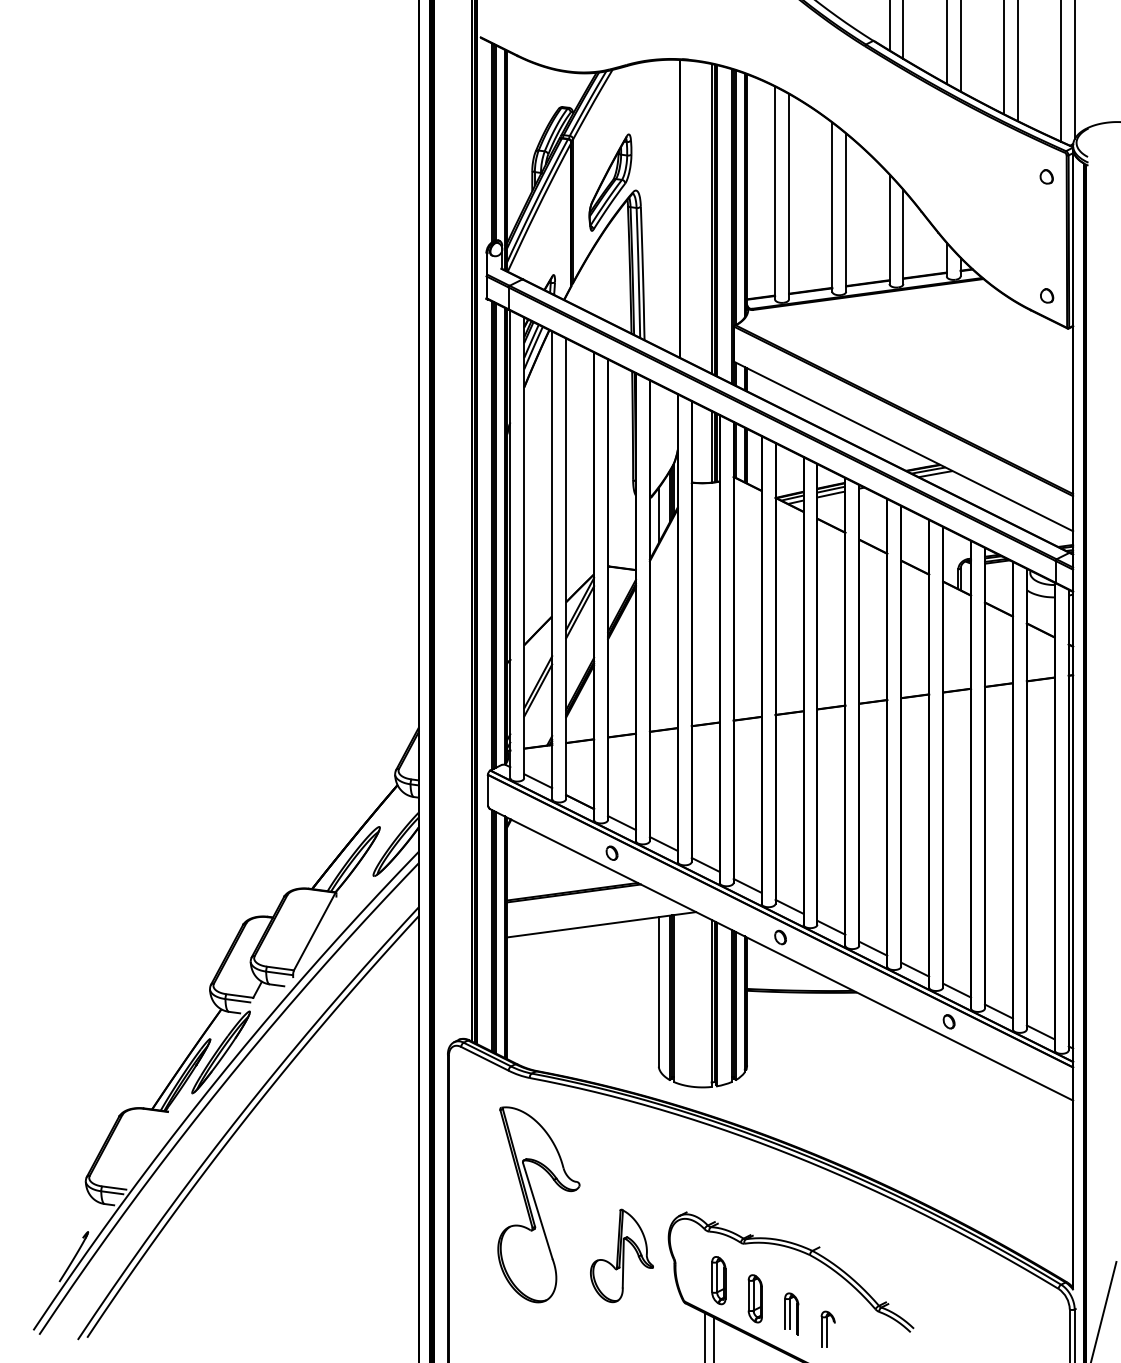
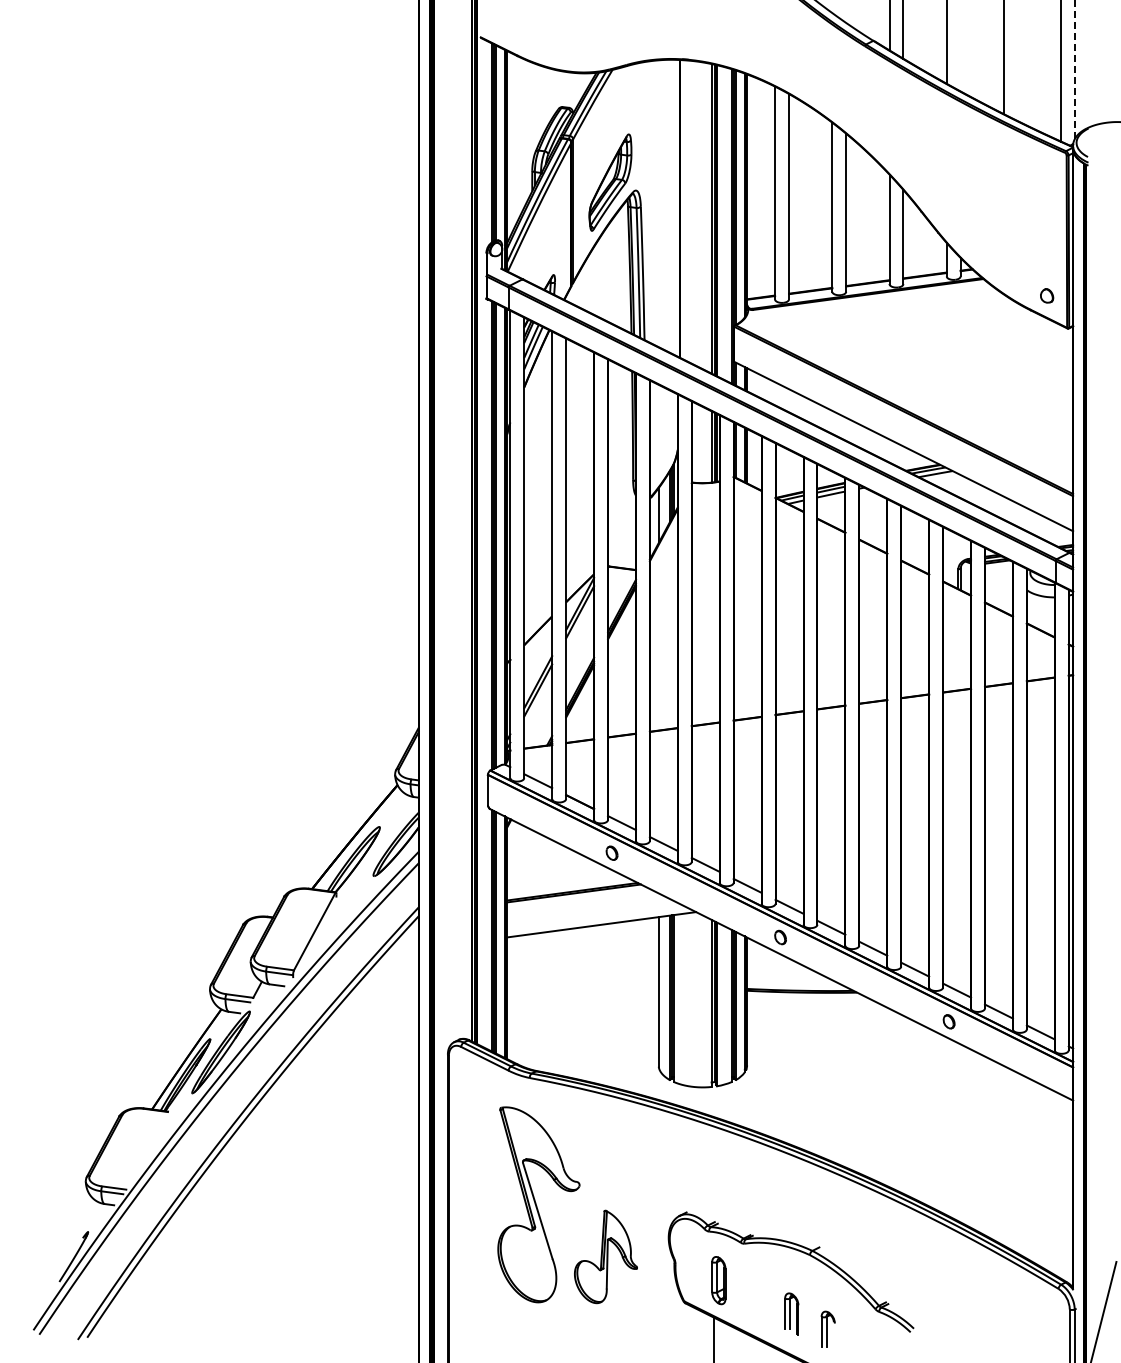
line: present -> none (960, 46)
line: present -> none (1017, 61)
line: solid -> dashed (1075, 69)
part: present -> none (1046, 176)
part position: (621, 1255) -> (605, 1256) (605, 1256)
part: present -> none (754, 1298)
line: present -> none (704, 1336)
